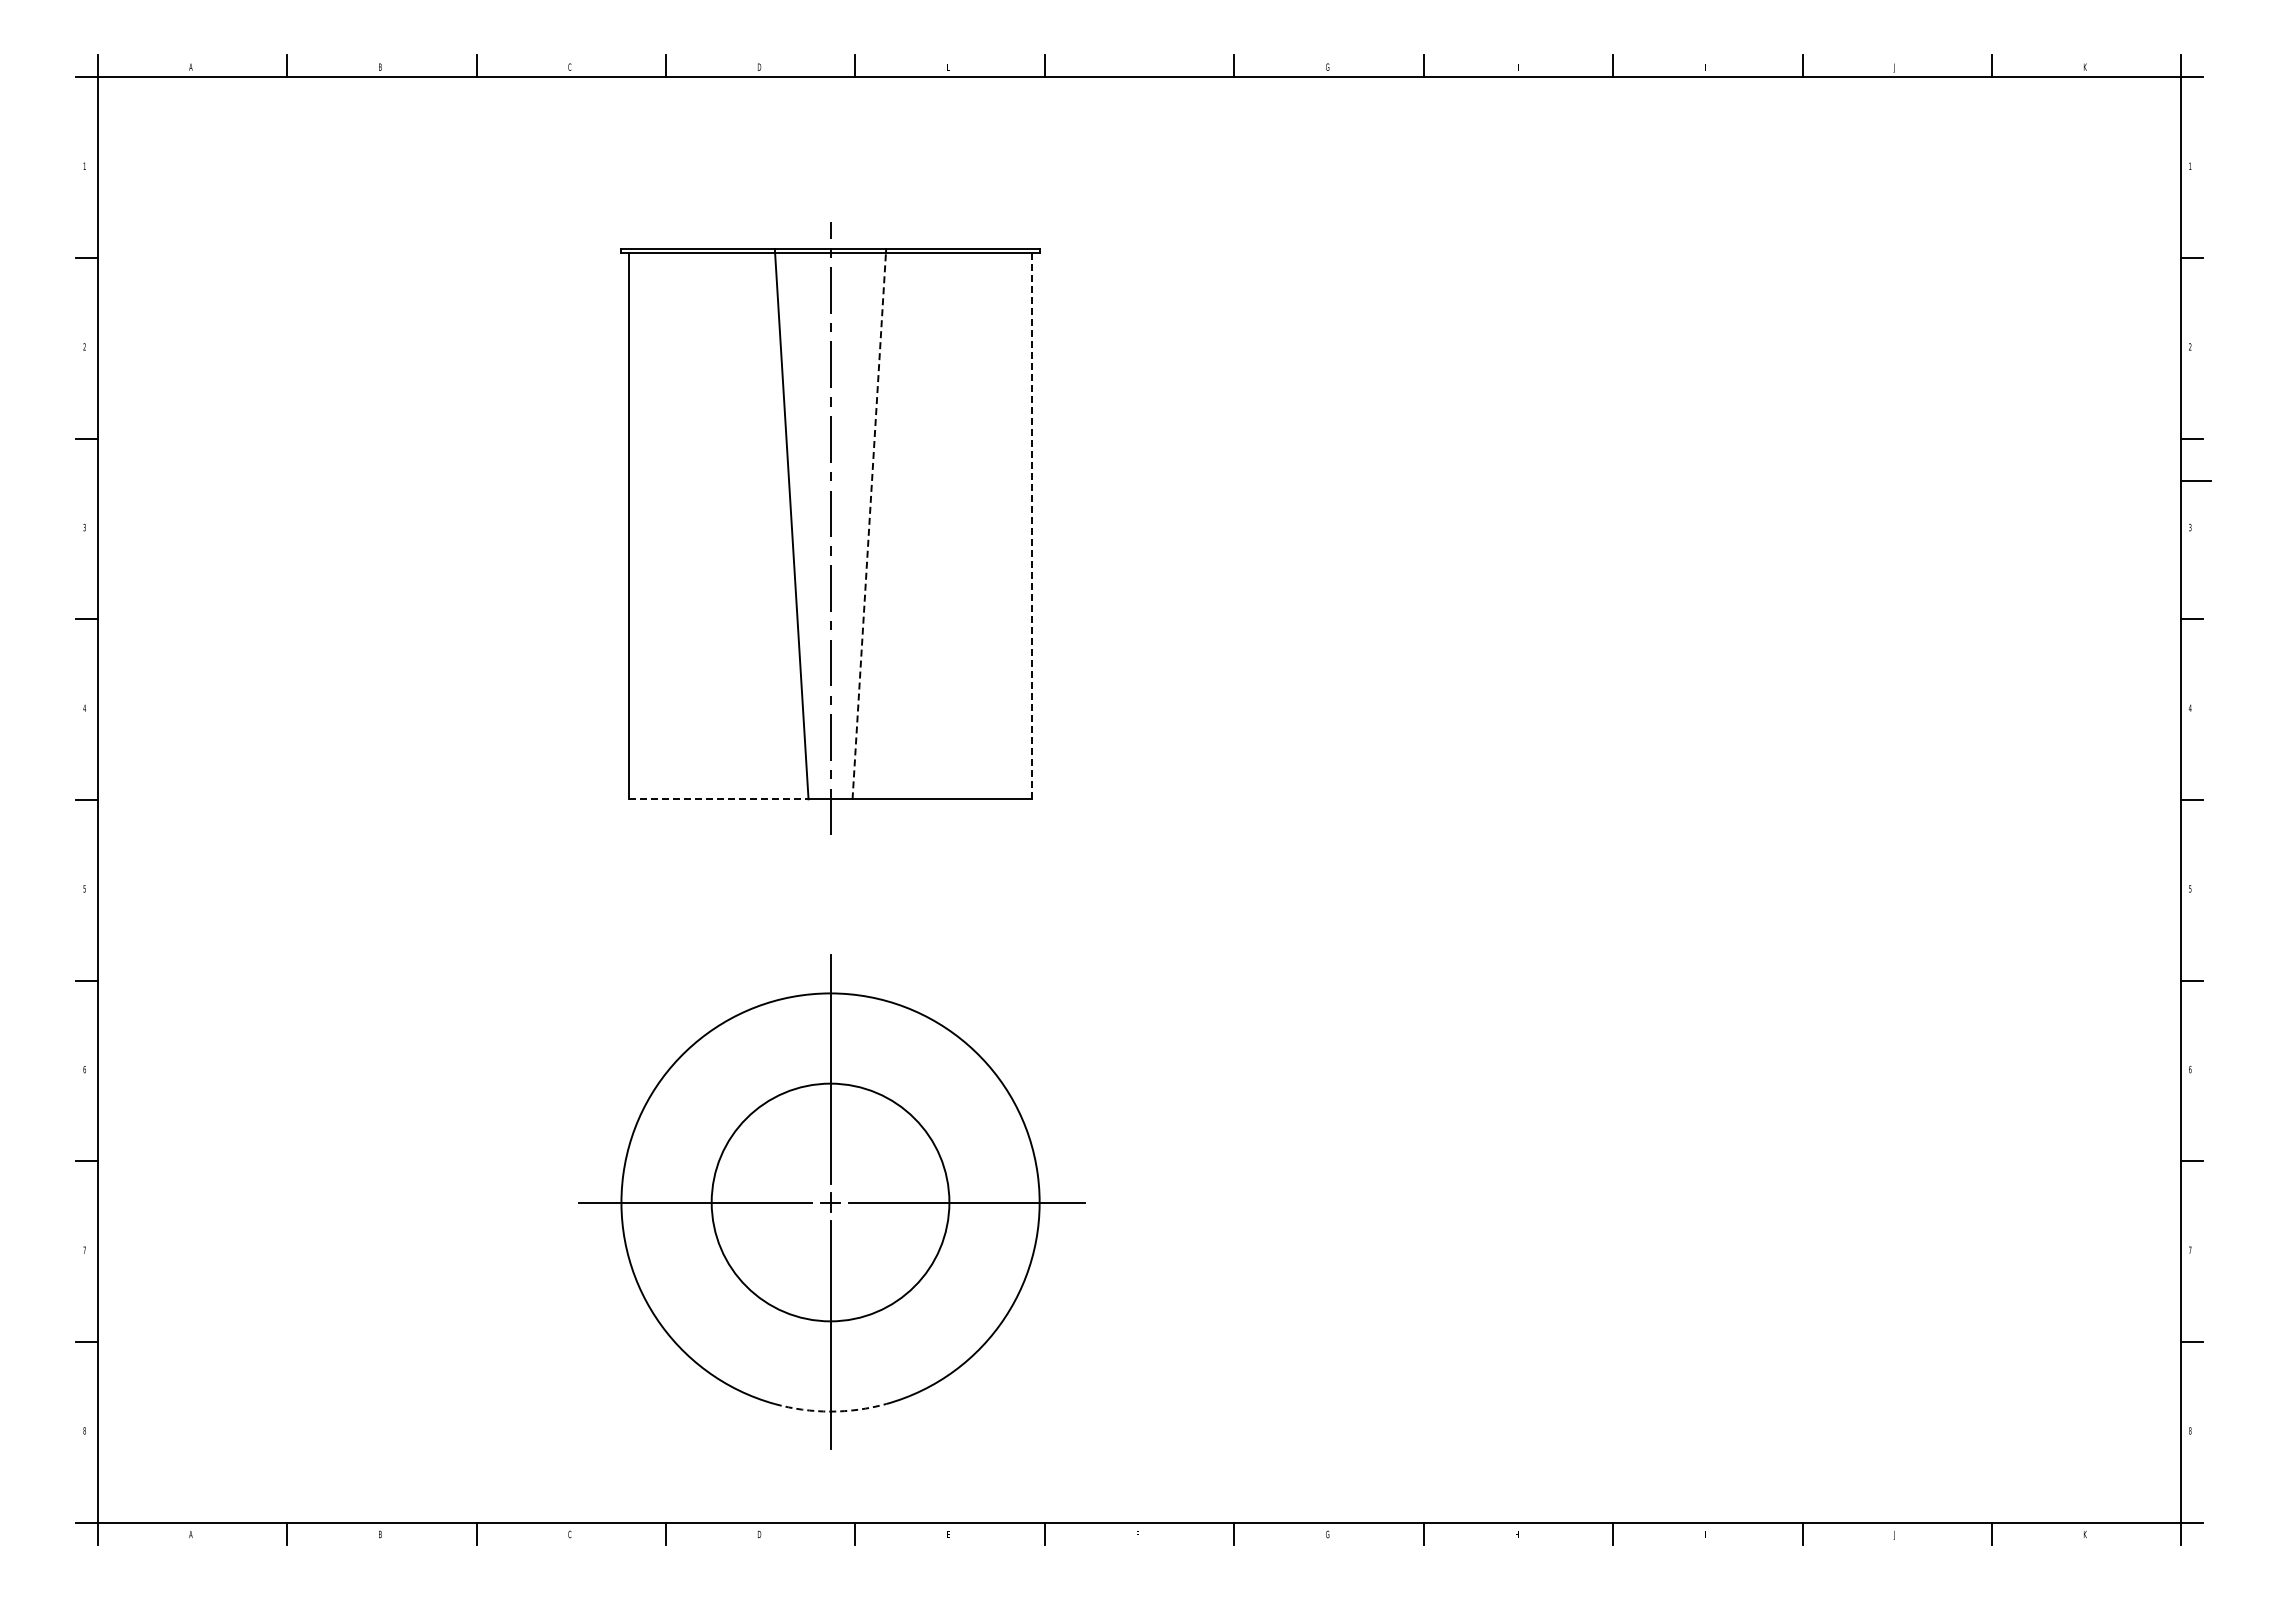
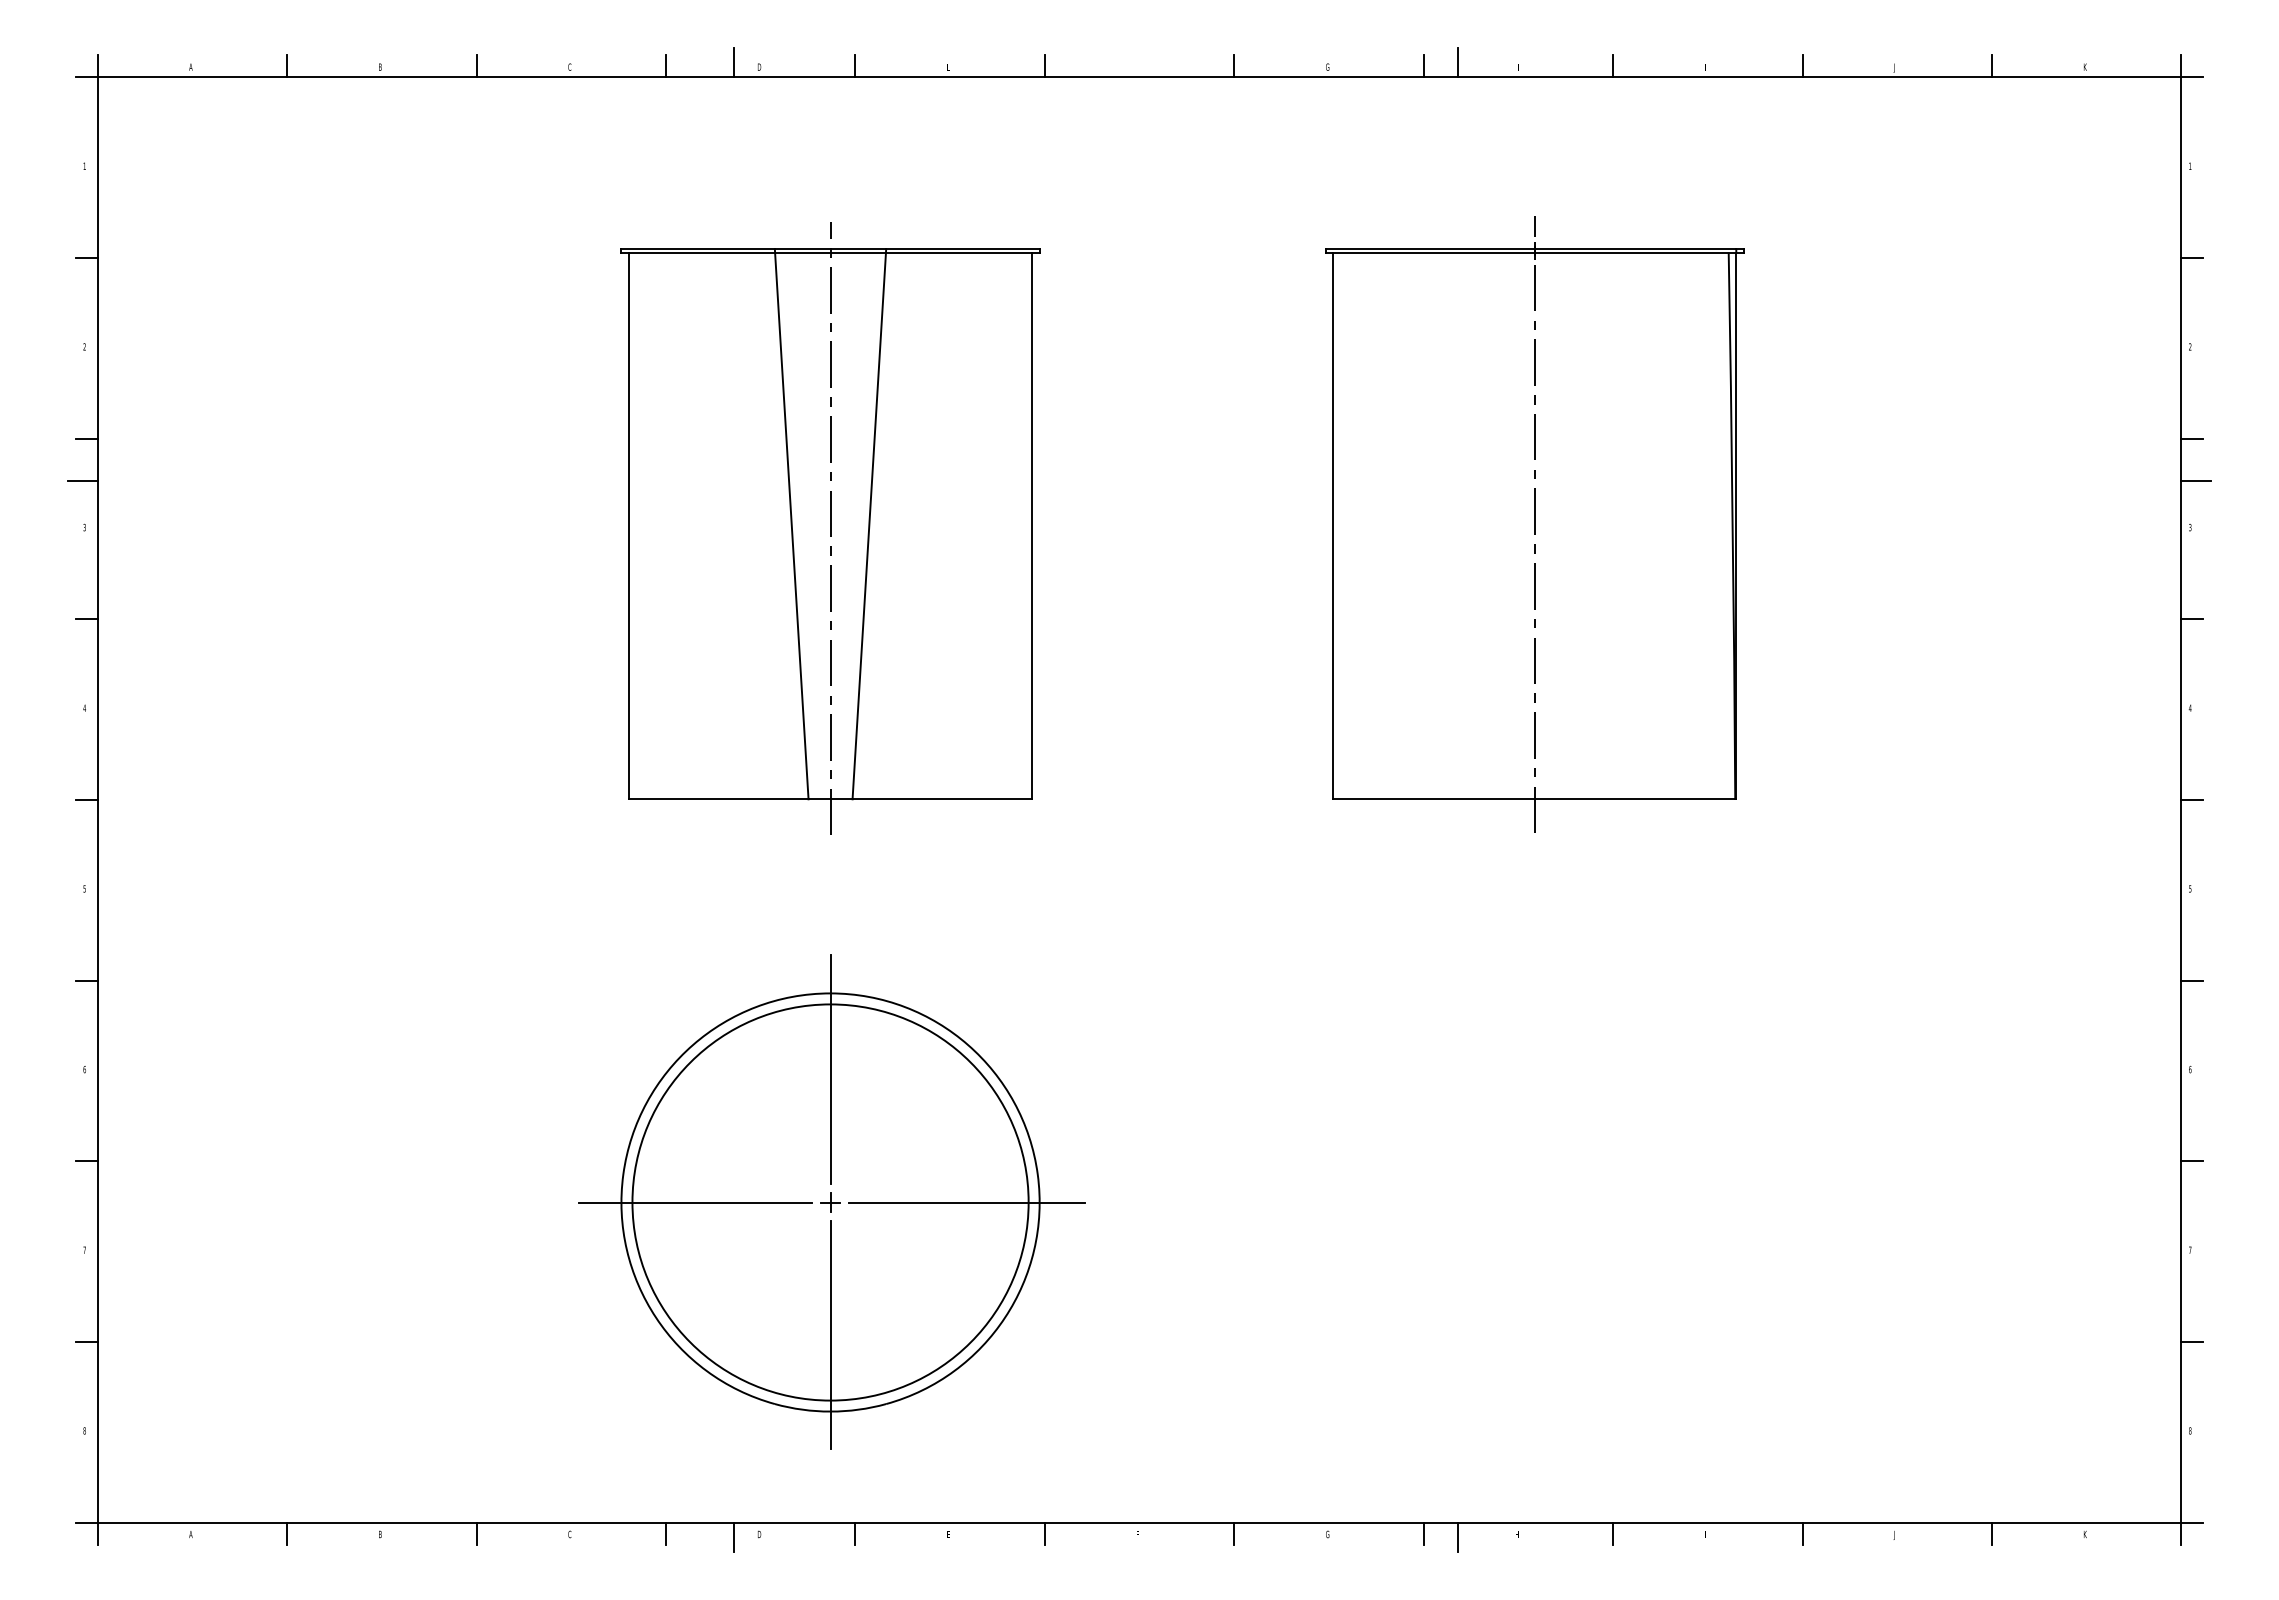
line: none -> present (734, 62)
line: none -> present (1457, 62)
line: none -> present (82, 480)
part: none -> present (1534, 524)
line: dashed -> solid (1032, 525)
line: dashed -> solid (869, 526)
line: dashed -> solid (718, 799)
circle diameter: 238 px -> 396 px (830, 1202)
arc: dashed -> solid (830, 1411)
line: none -> present (734, 1536)
line: none -> present (1457, 1536)
